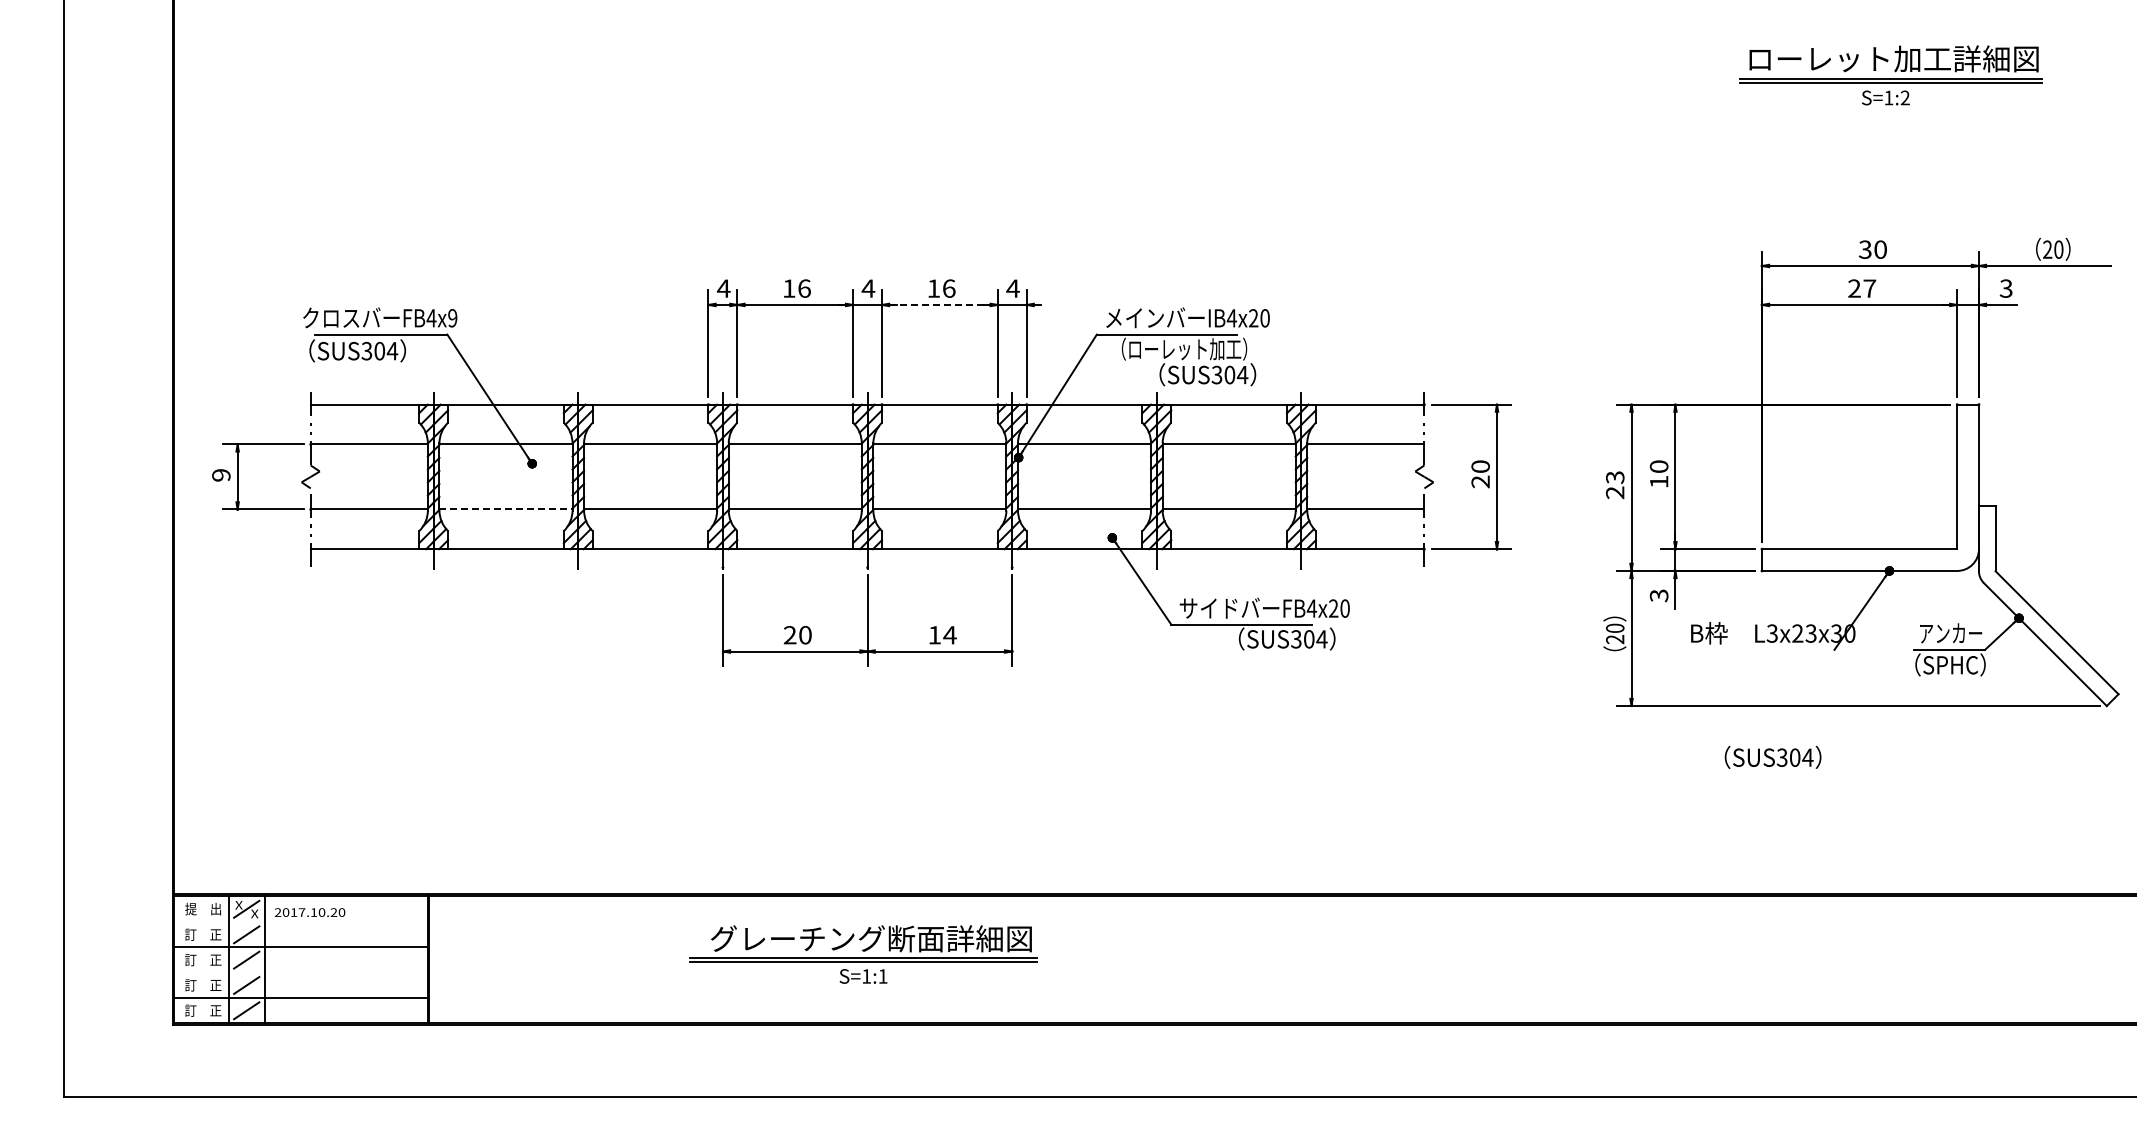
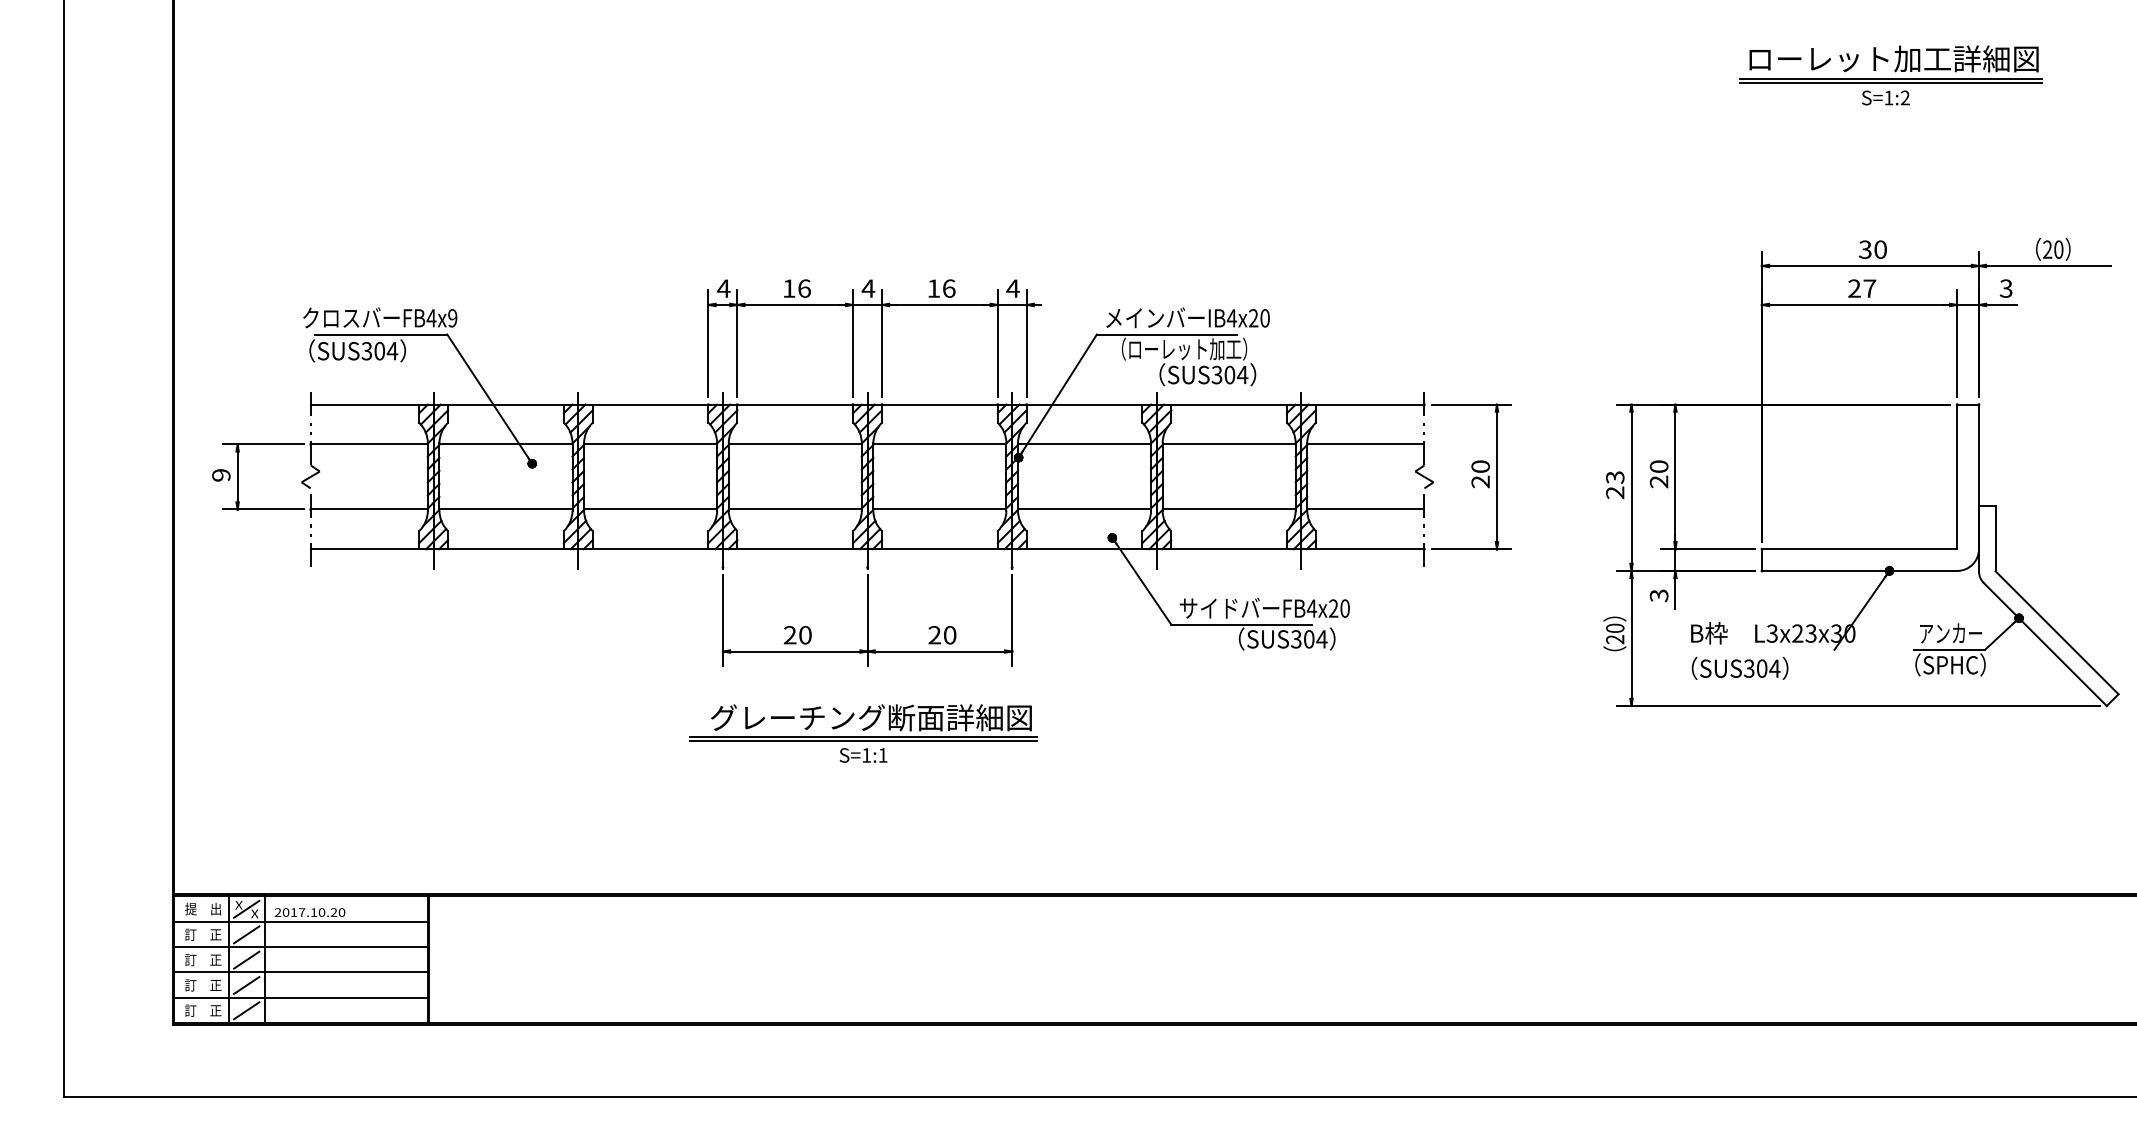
line: dashed -> solid (939, 304)
text: 10 -> 20 (1658, 481)
line: dashed -> solid (505, 509)
text: 14 -> 20 (942, 635)
text position: (1772, 756) -> (1739, 667) (1739, 667)
line: none -> present (300, 921)
part position: (863, 954) -> (863, 733) (863, 733)
line: none -> present (300, 972)
